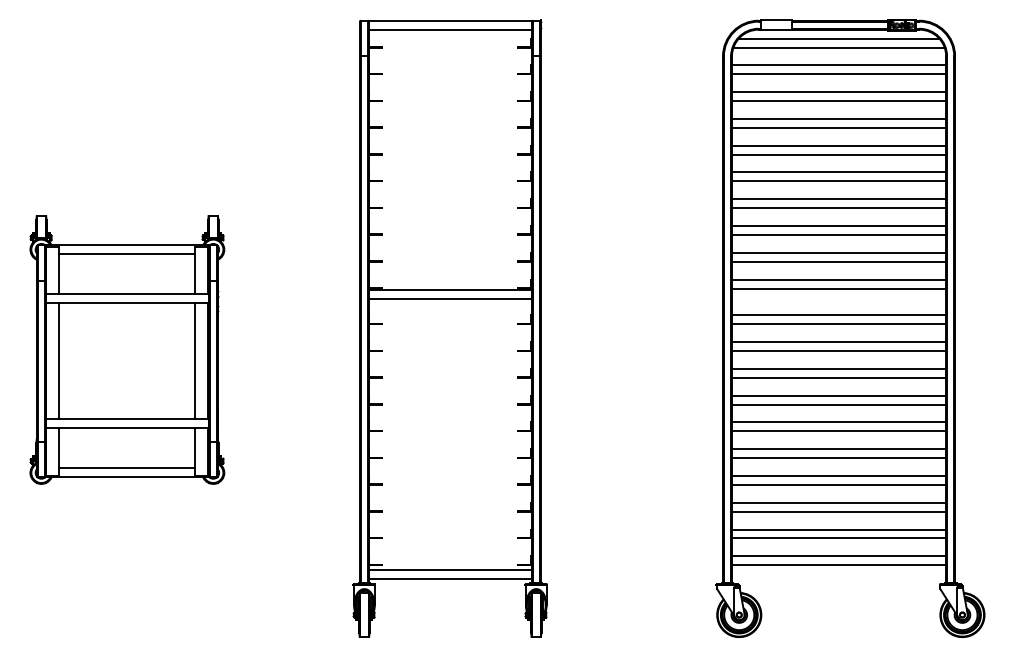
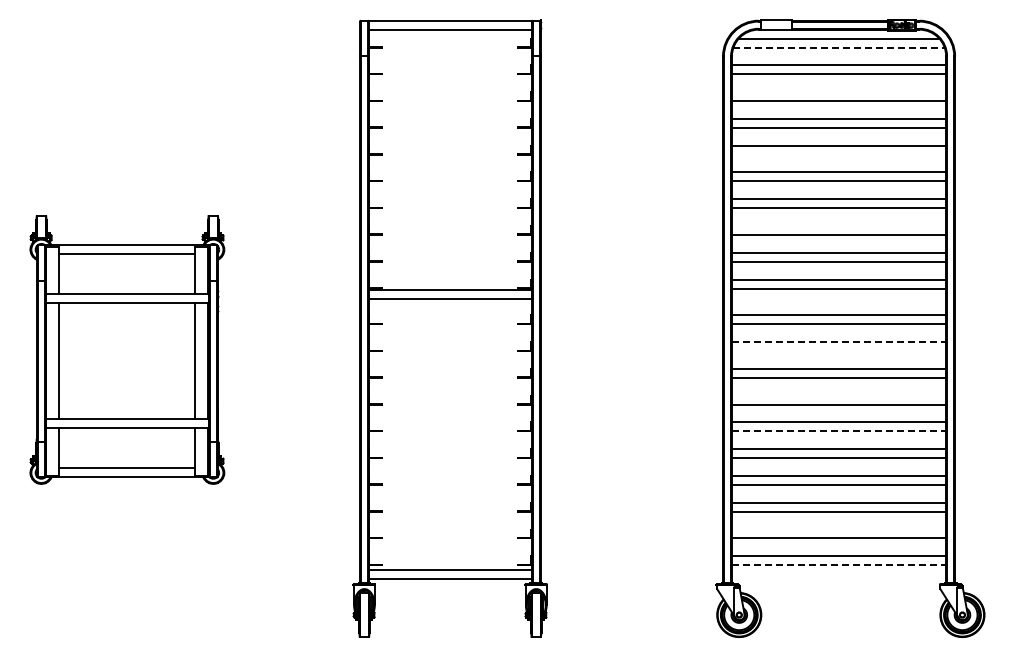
line: solid -> dashed (839, 47)
line: present -> none (838, 92)
line: present -> none (838, 154)
line: present -> none (838, 226)
line: solid -> dashed (839, 342)
line: present -> none (838, 351)
line: present -> none (838, 395)
line: solid -> dashed (839, 431)
line: present -> none (838, 529)
line: solid -> dashed (839, 565)
